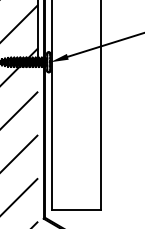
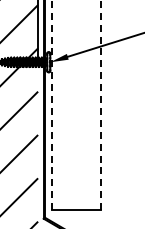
line: solid -> dashed (51, 105)
line: solid -> dashed (100, 105)
